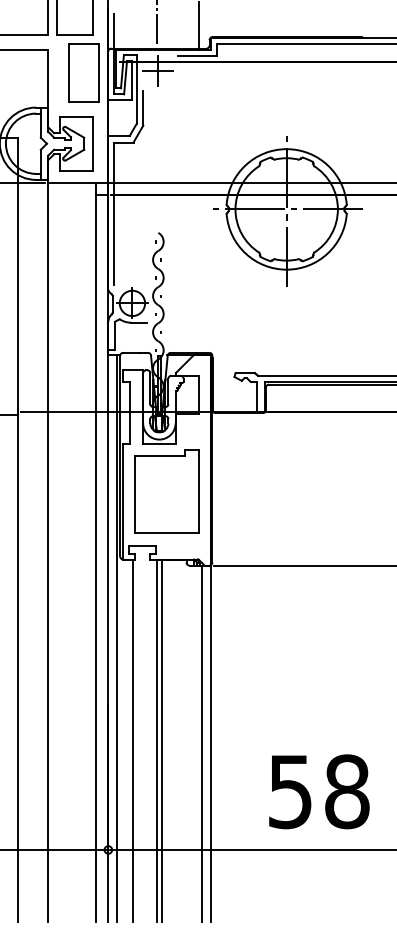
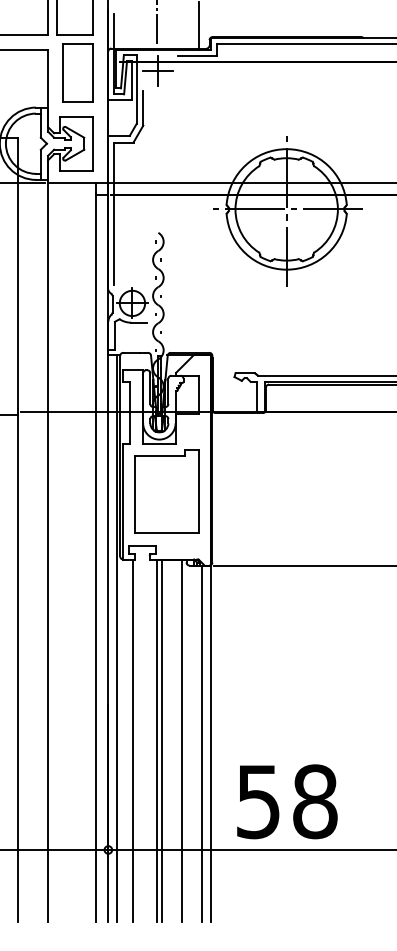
part position: (83, 72) -> (77, 72) (77, 72)
line: none -> present (181, 740)
text position: (319, 791) -> (287, 801) (287, 801)
